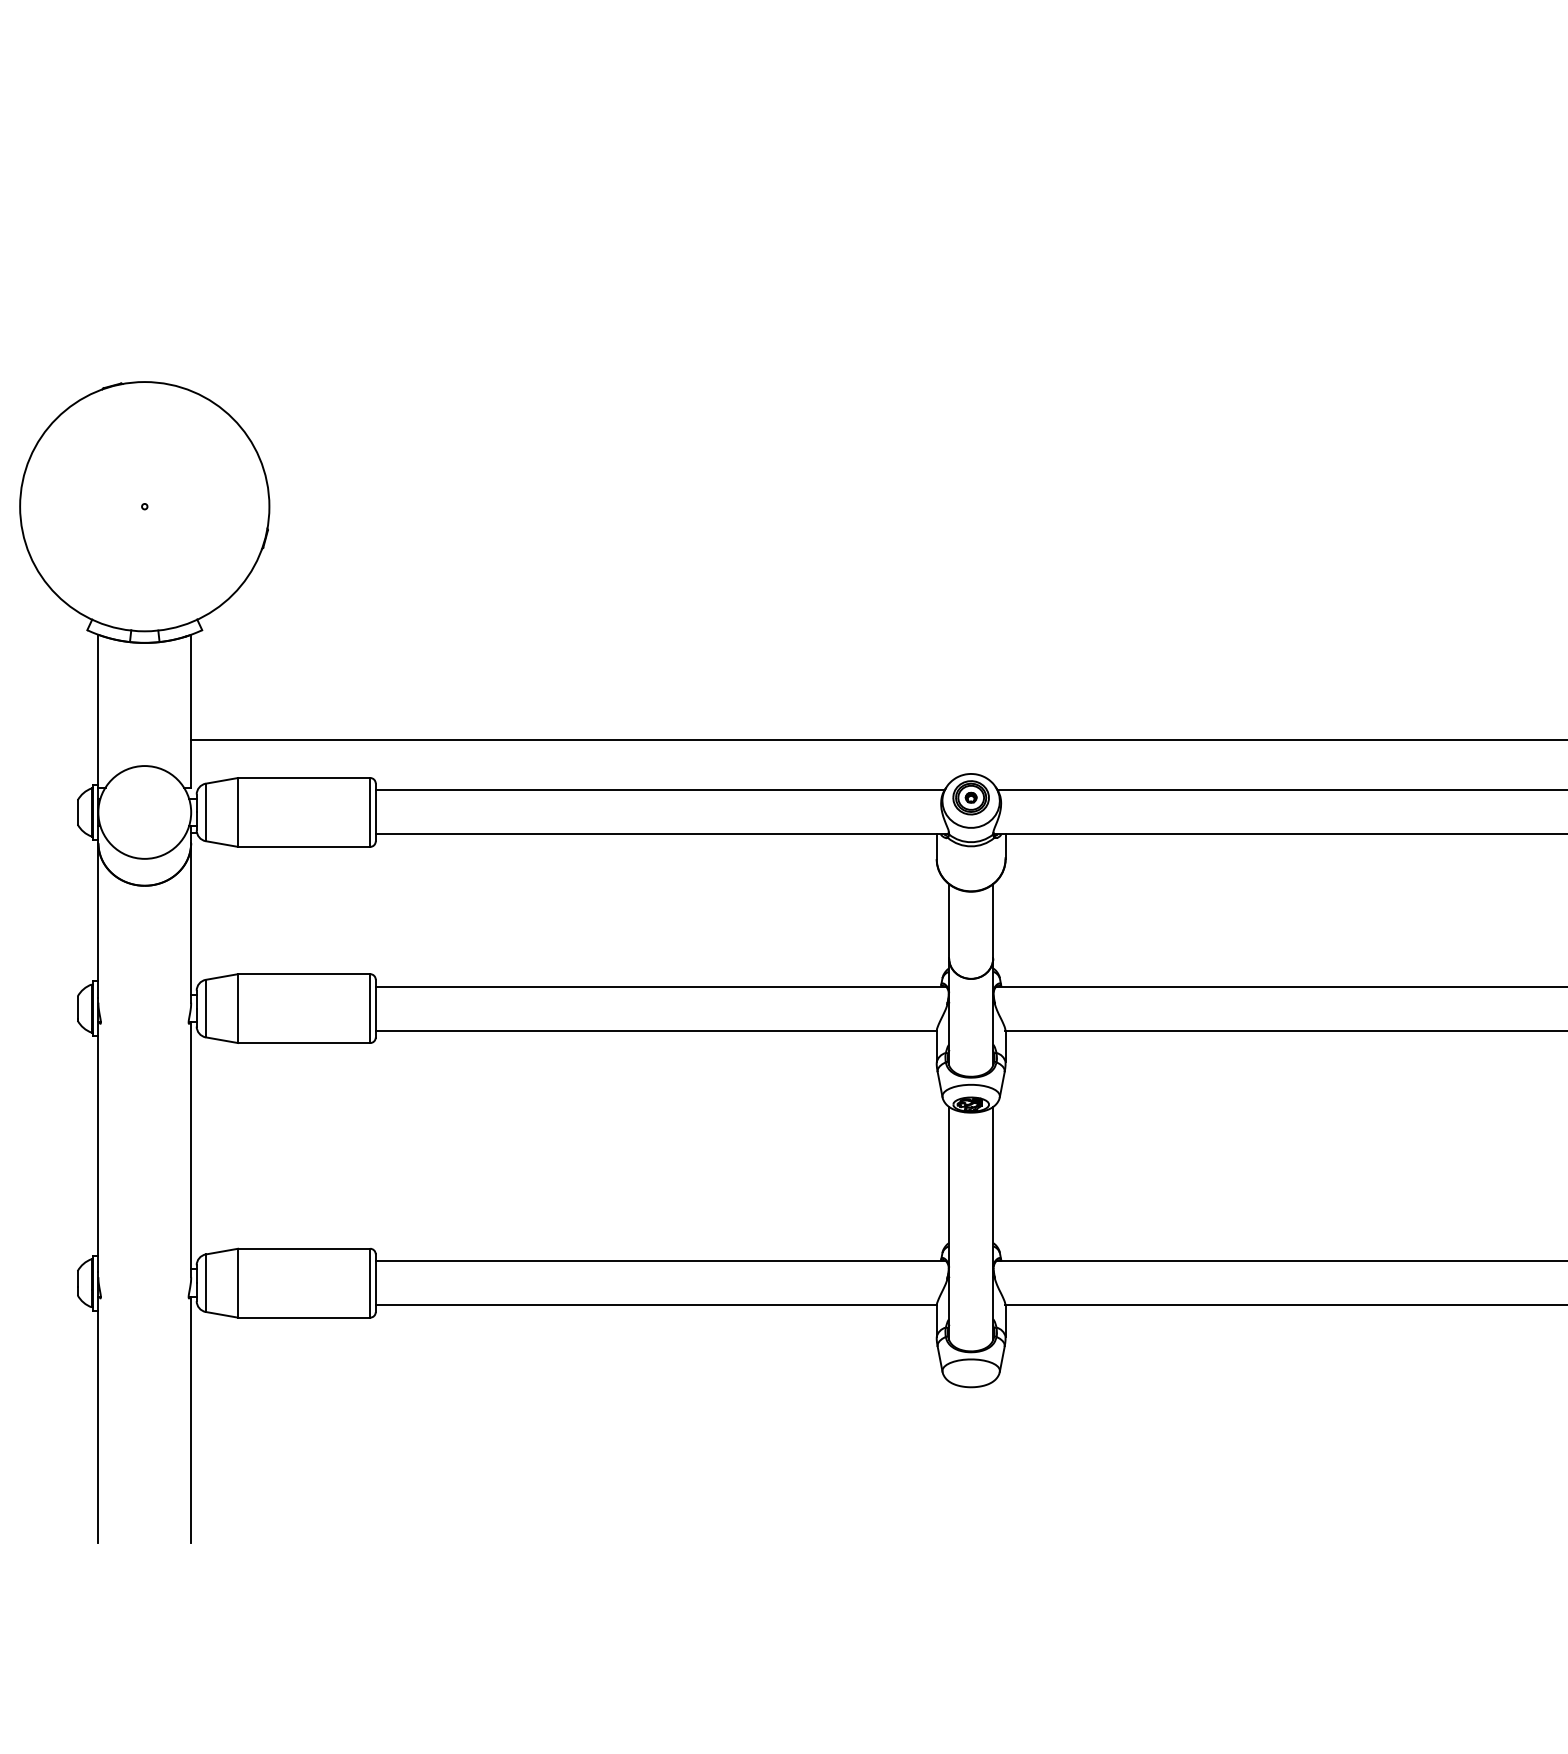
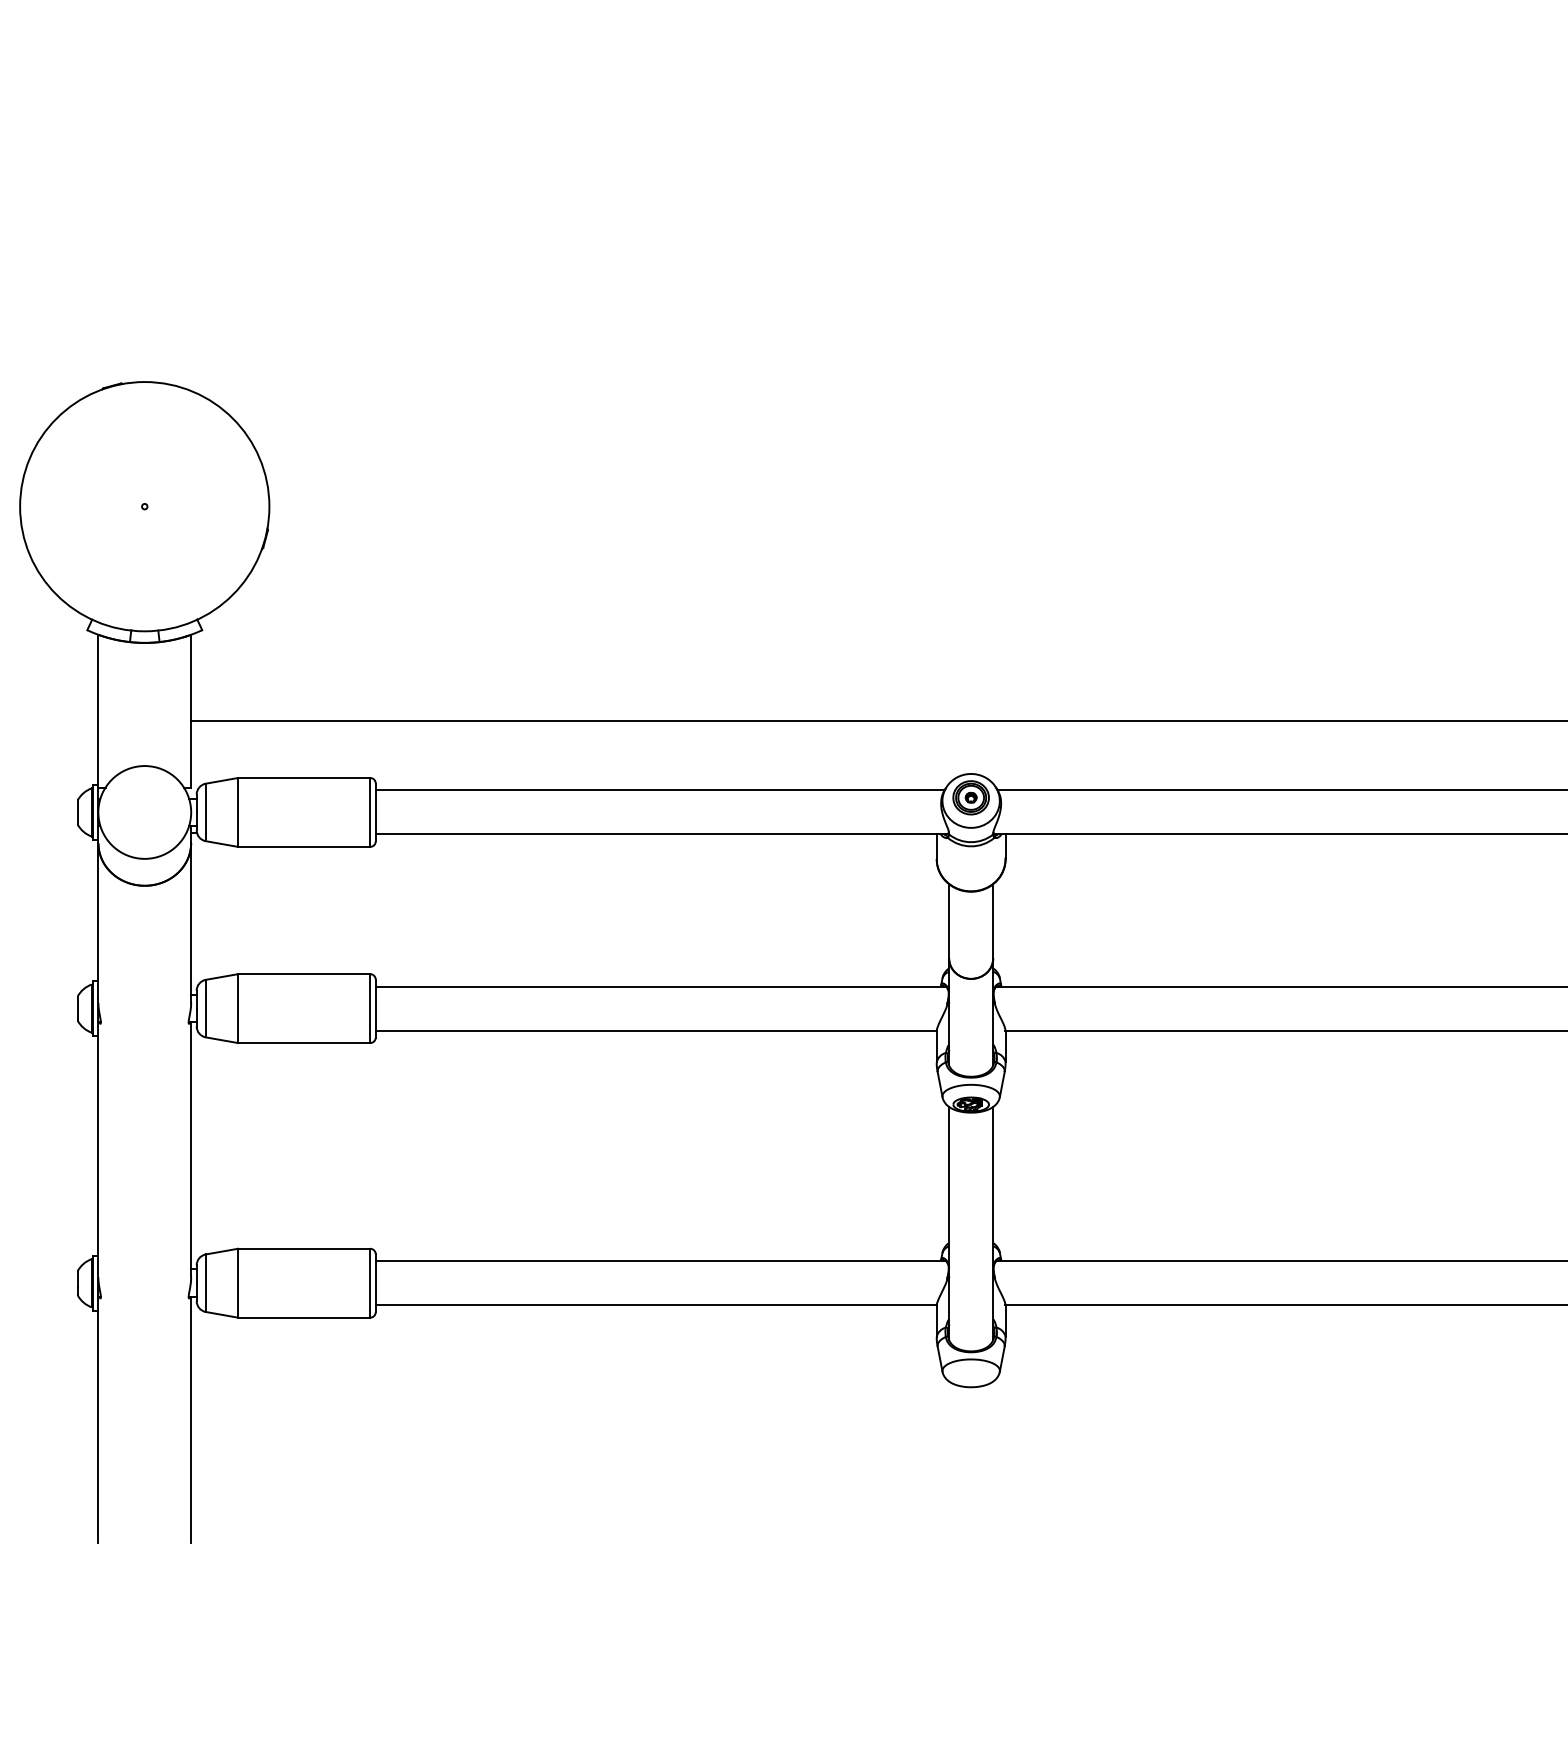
line position: (877, 739) -> (877, 720) (877, 720)
